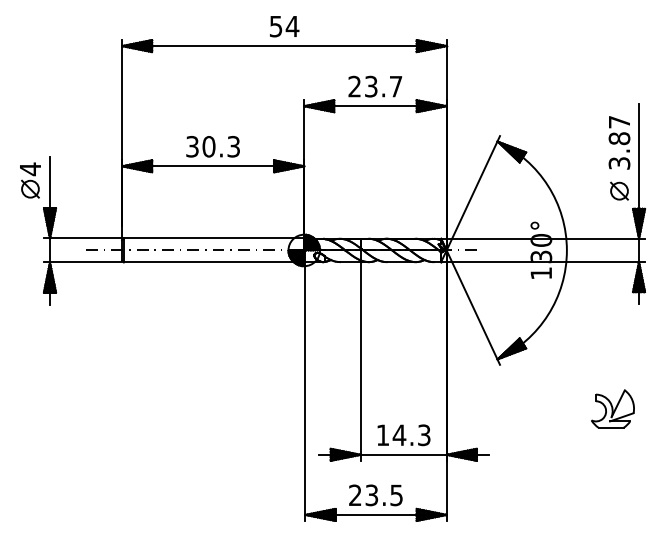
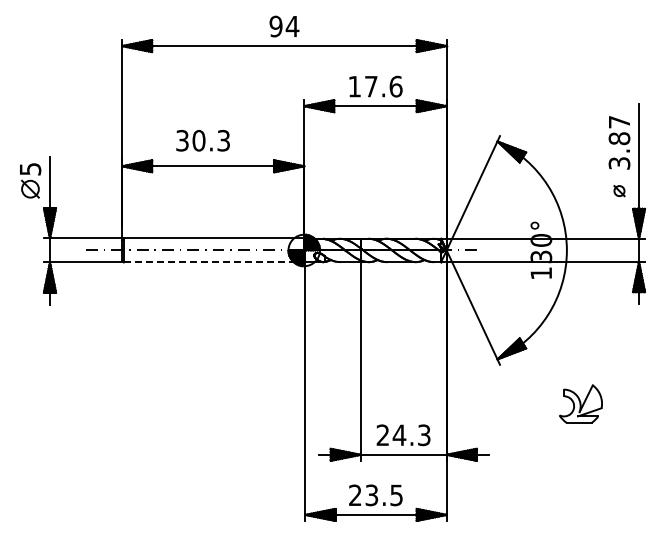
text: 54 -> 94 (275, 26)
text: 23.7 -> 17.6 (375, 86)
text position: (212, 146) -> (202, 140) (202, 140)
text: 4 -> 5 (30, 169)
part size: 19x20 px -> 13x13 px (619, 191)
line: solid -> dashed (214, 262)
part position: (612, 408) -> (580, 403) (580, 403)
text: 14.3 -> 24.3 (382, 434)
